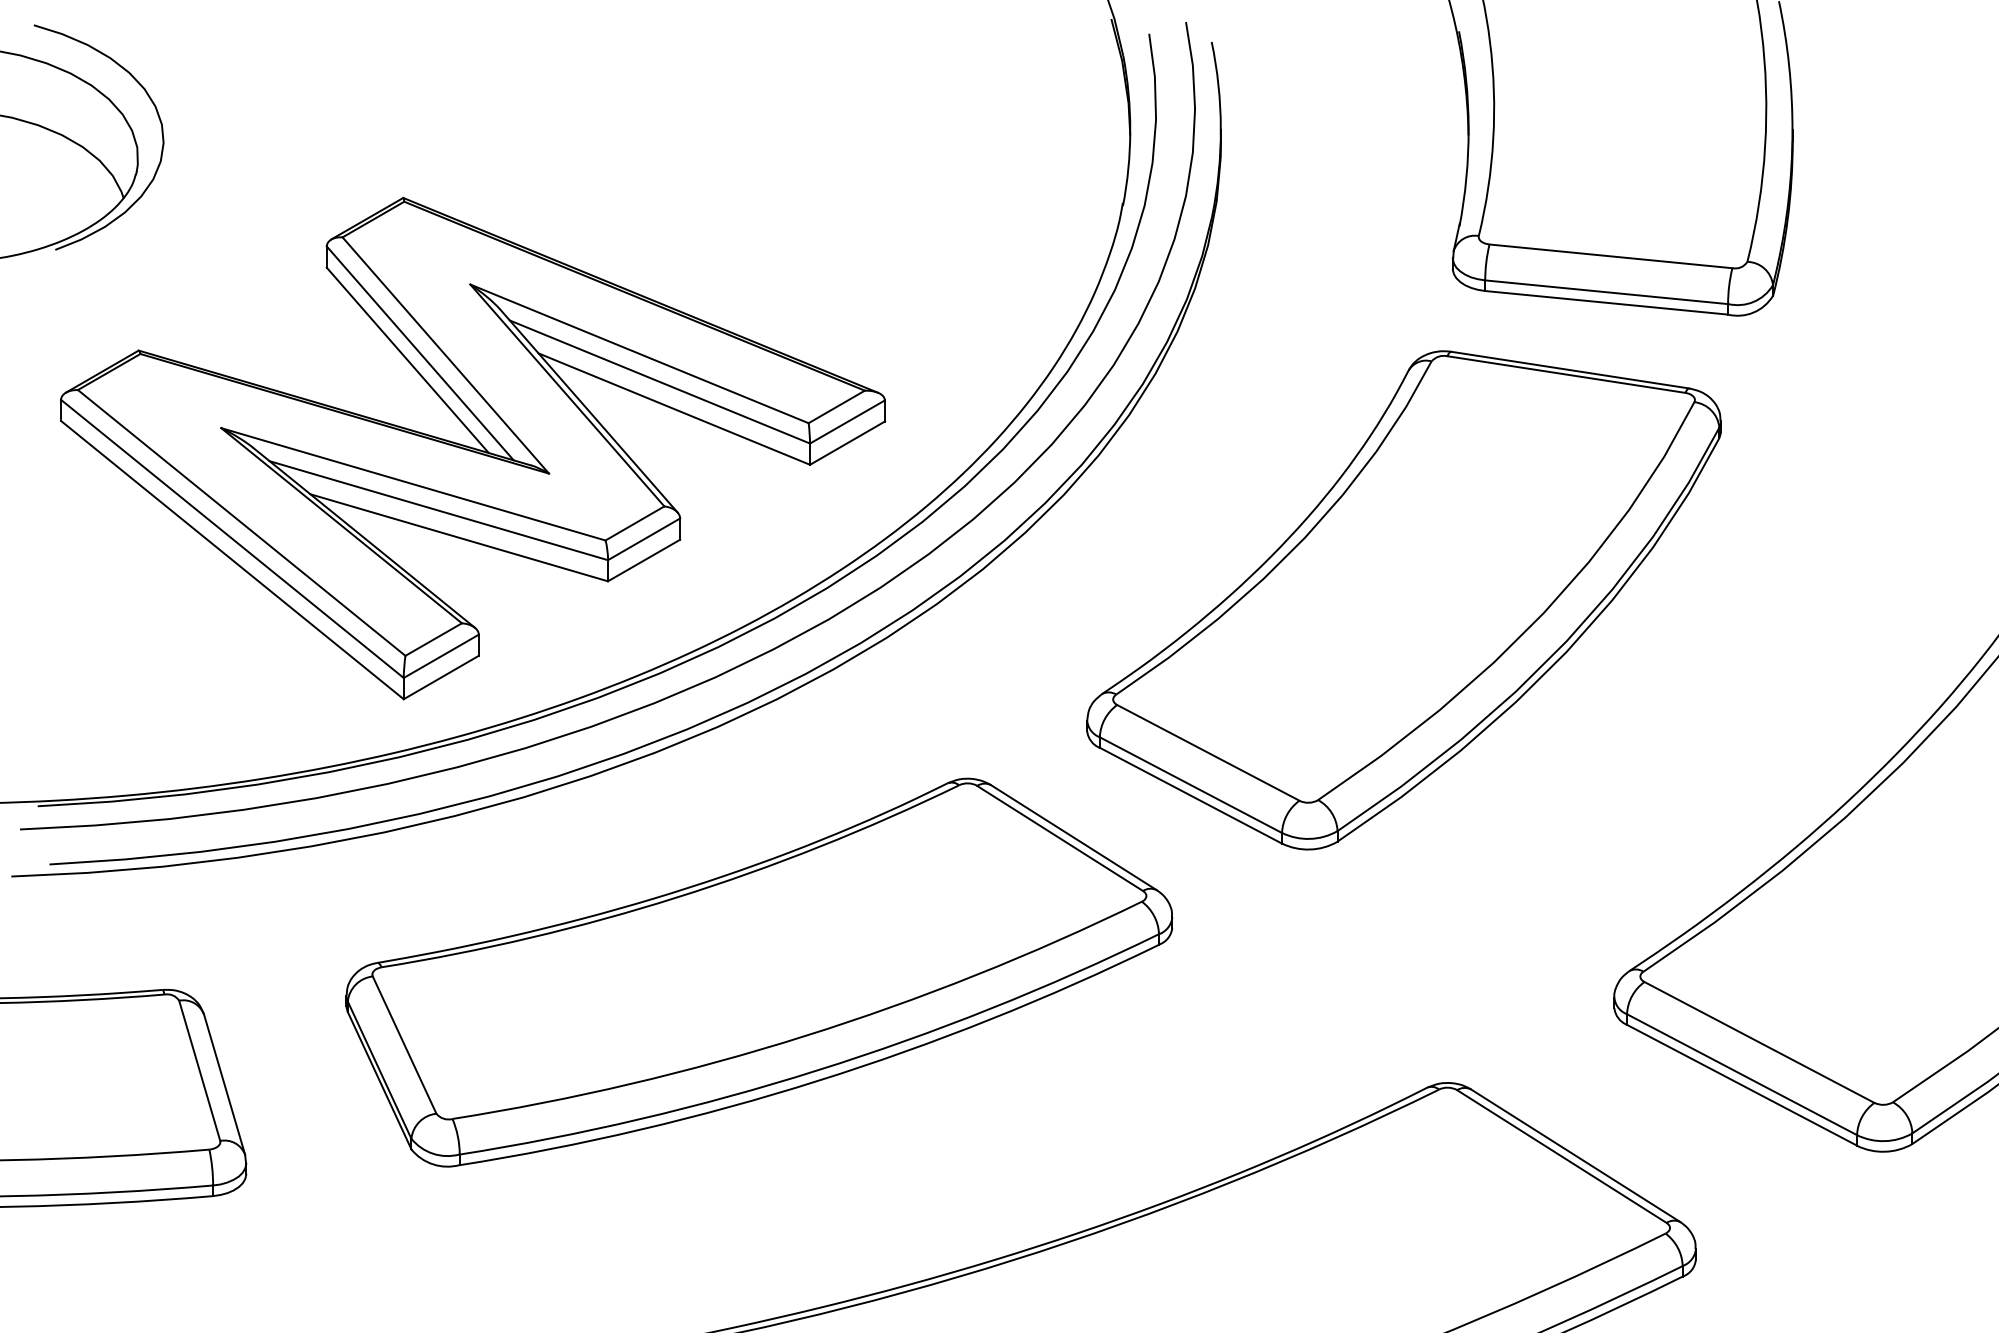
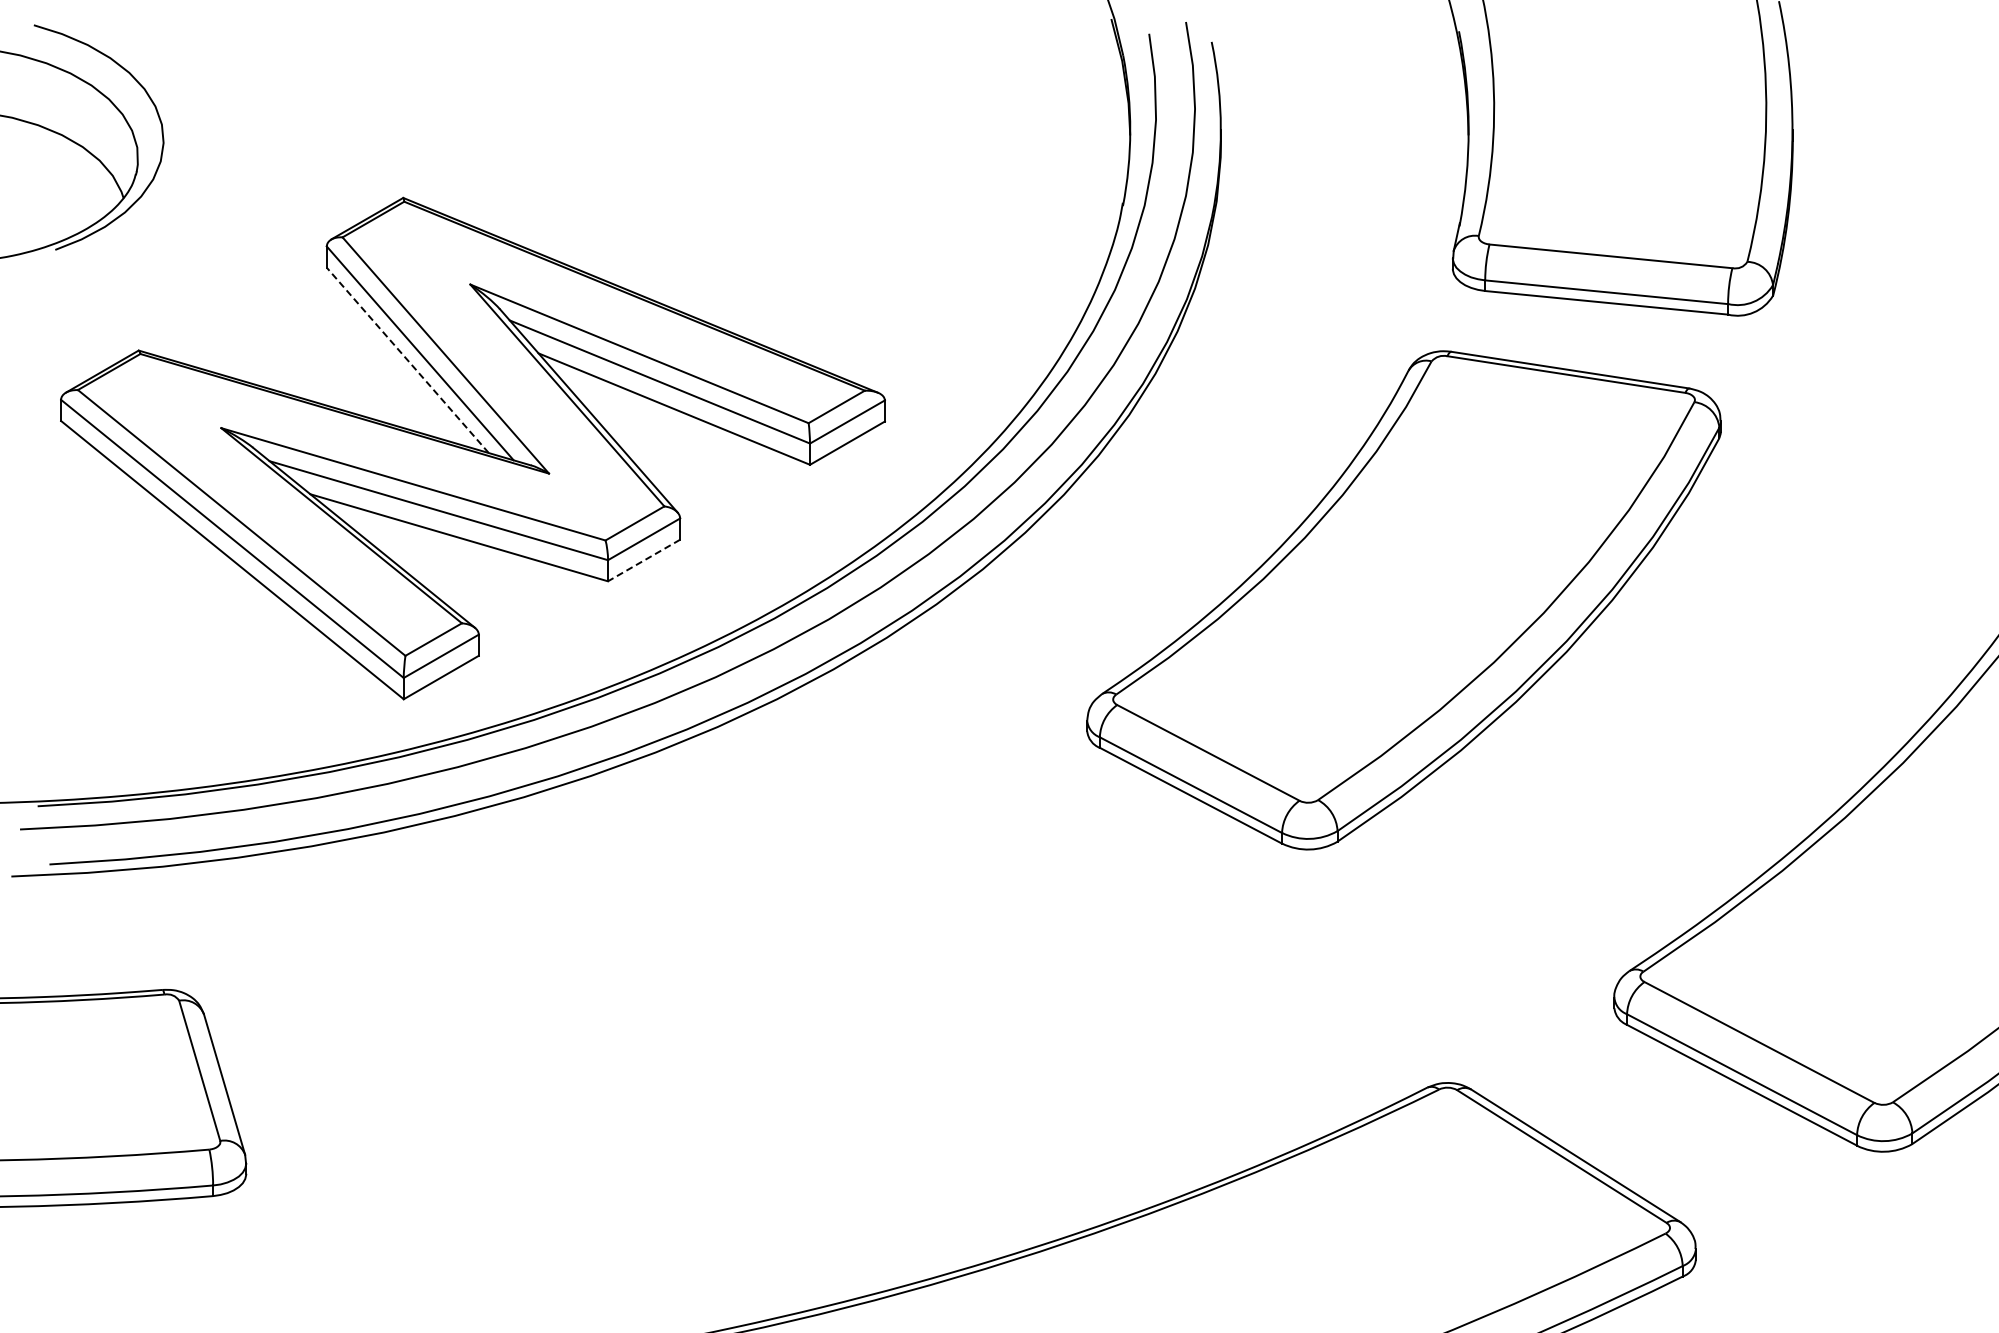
line: solid -> dashed (407, 359)
line: solid -> dashed (644, 560)
part: present -> none (759, 972)
